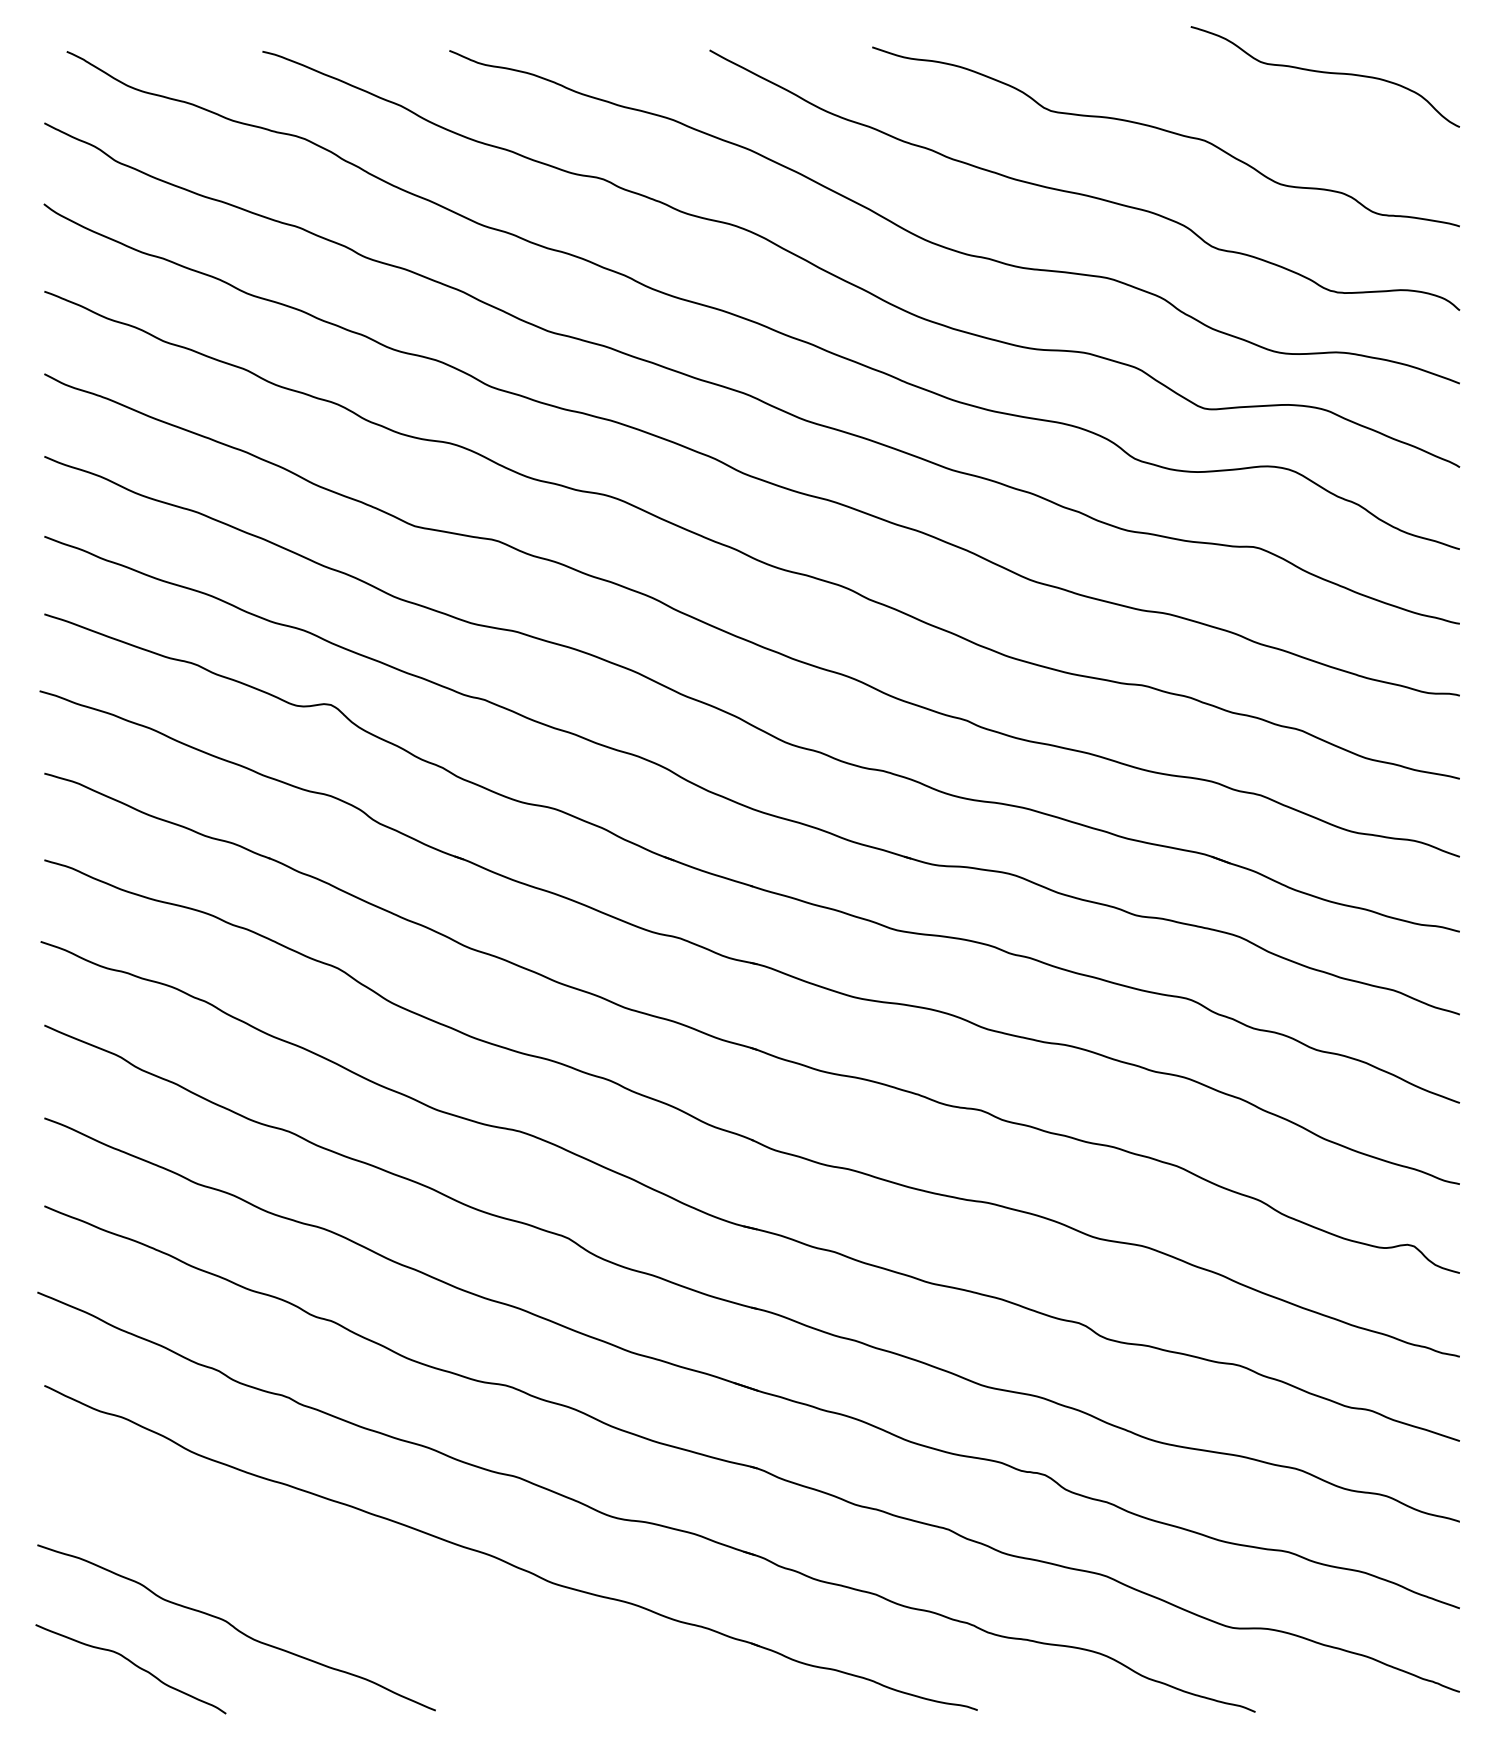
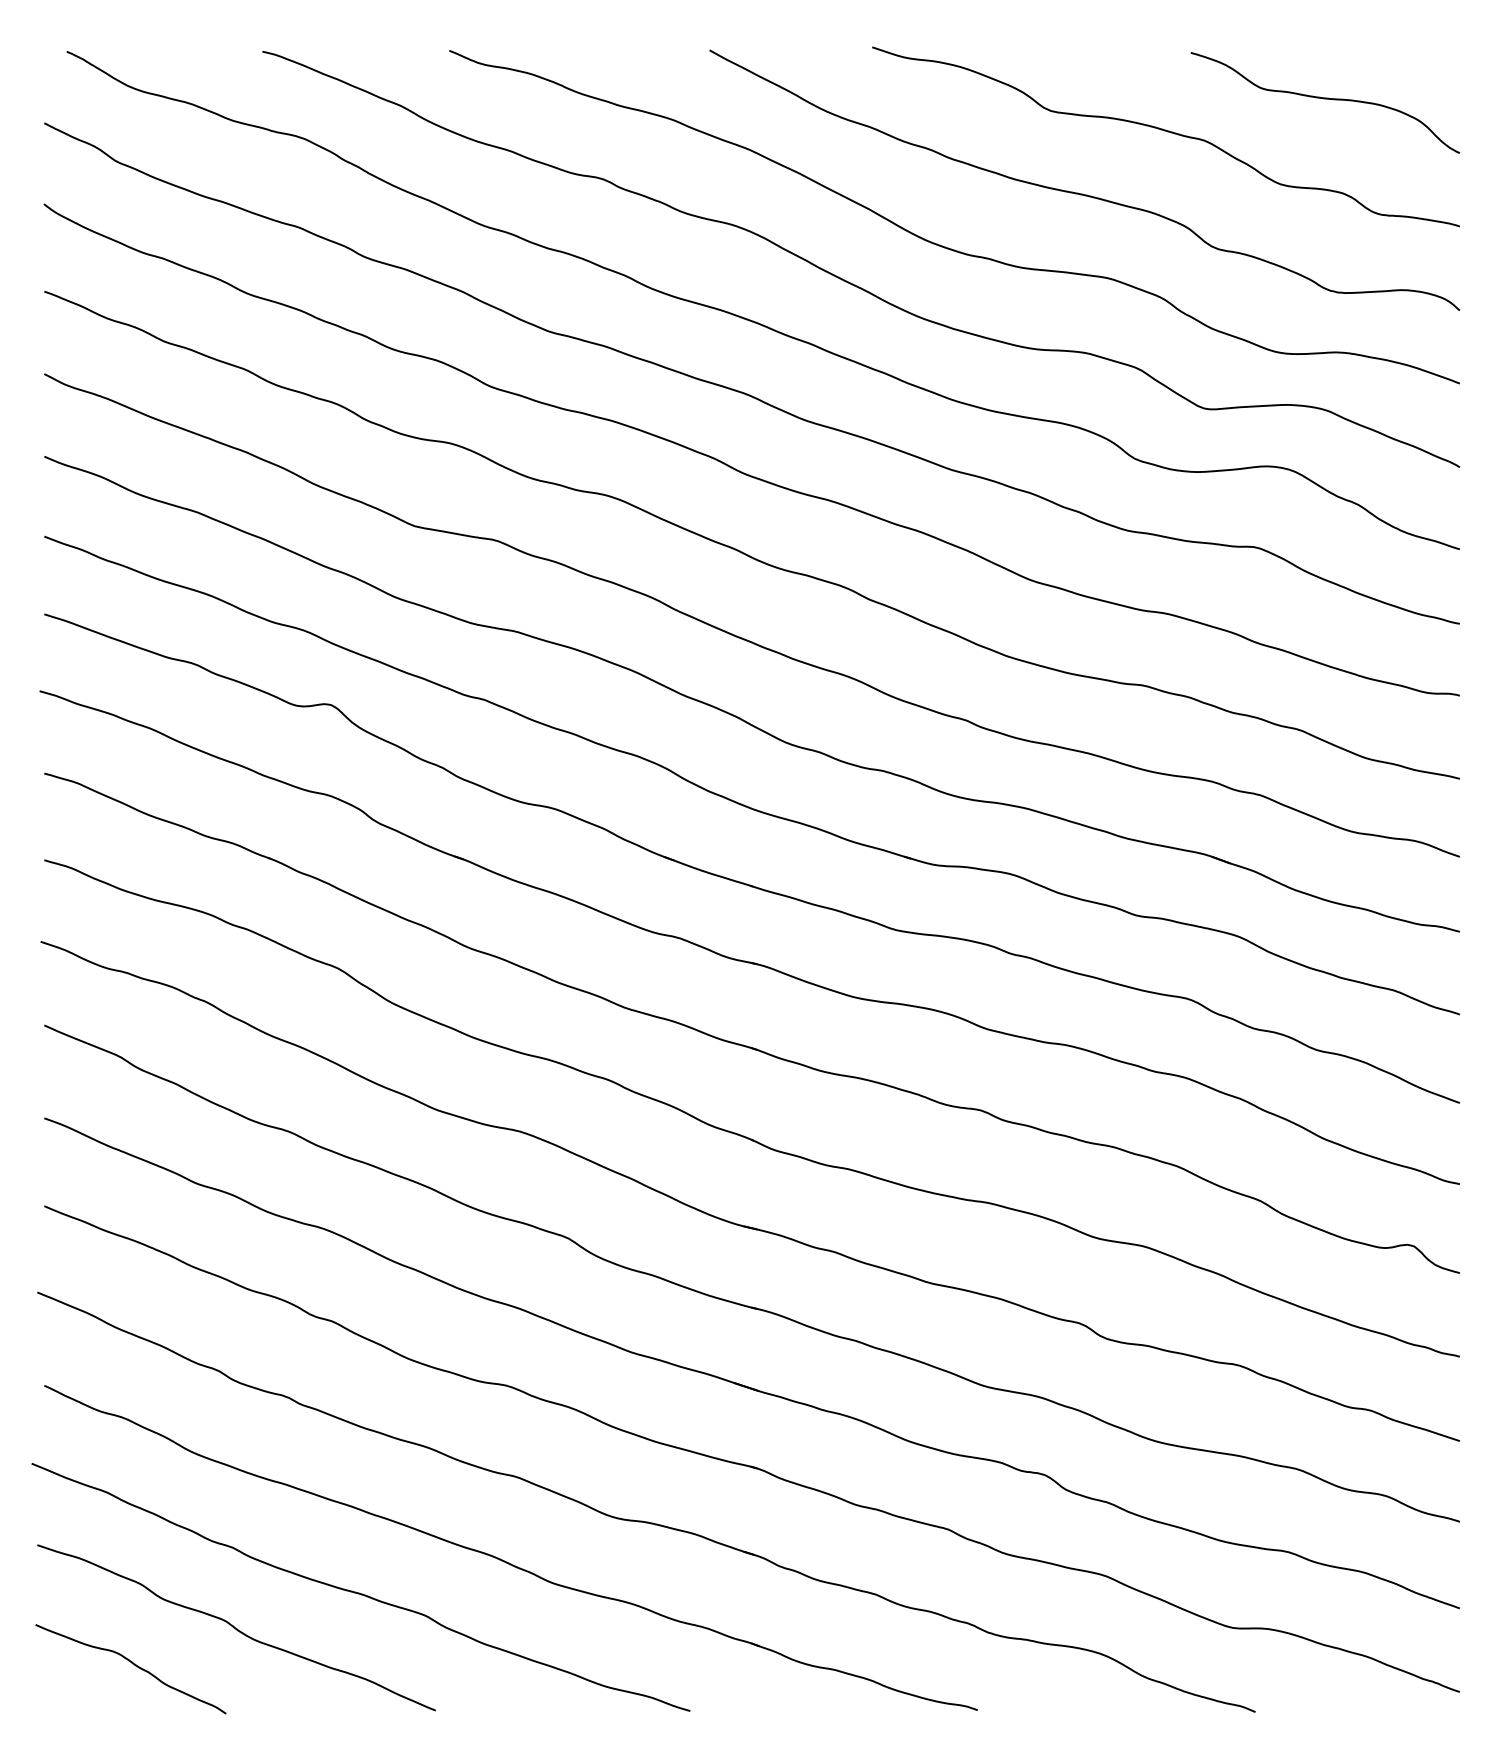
curve position: (1324, 73) -> (1324, 99) (1324, 99)
curve: none -> present (359, 1592)
